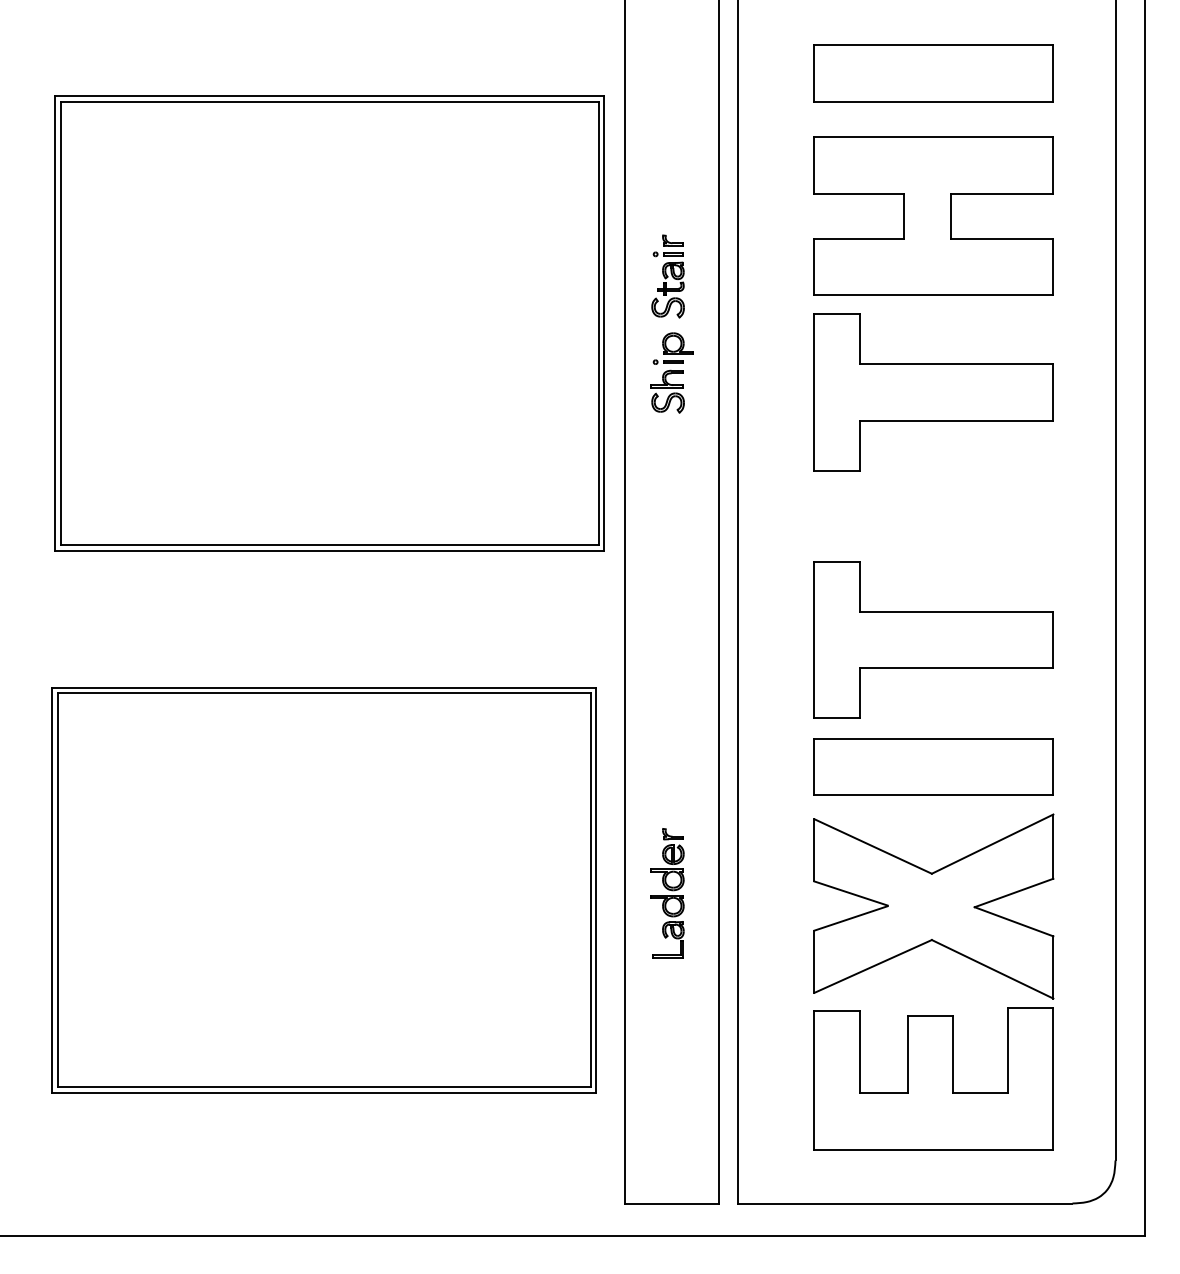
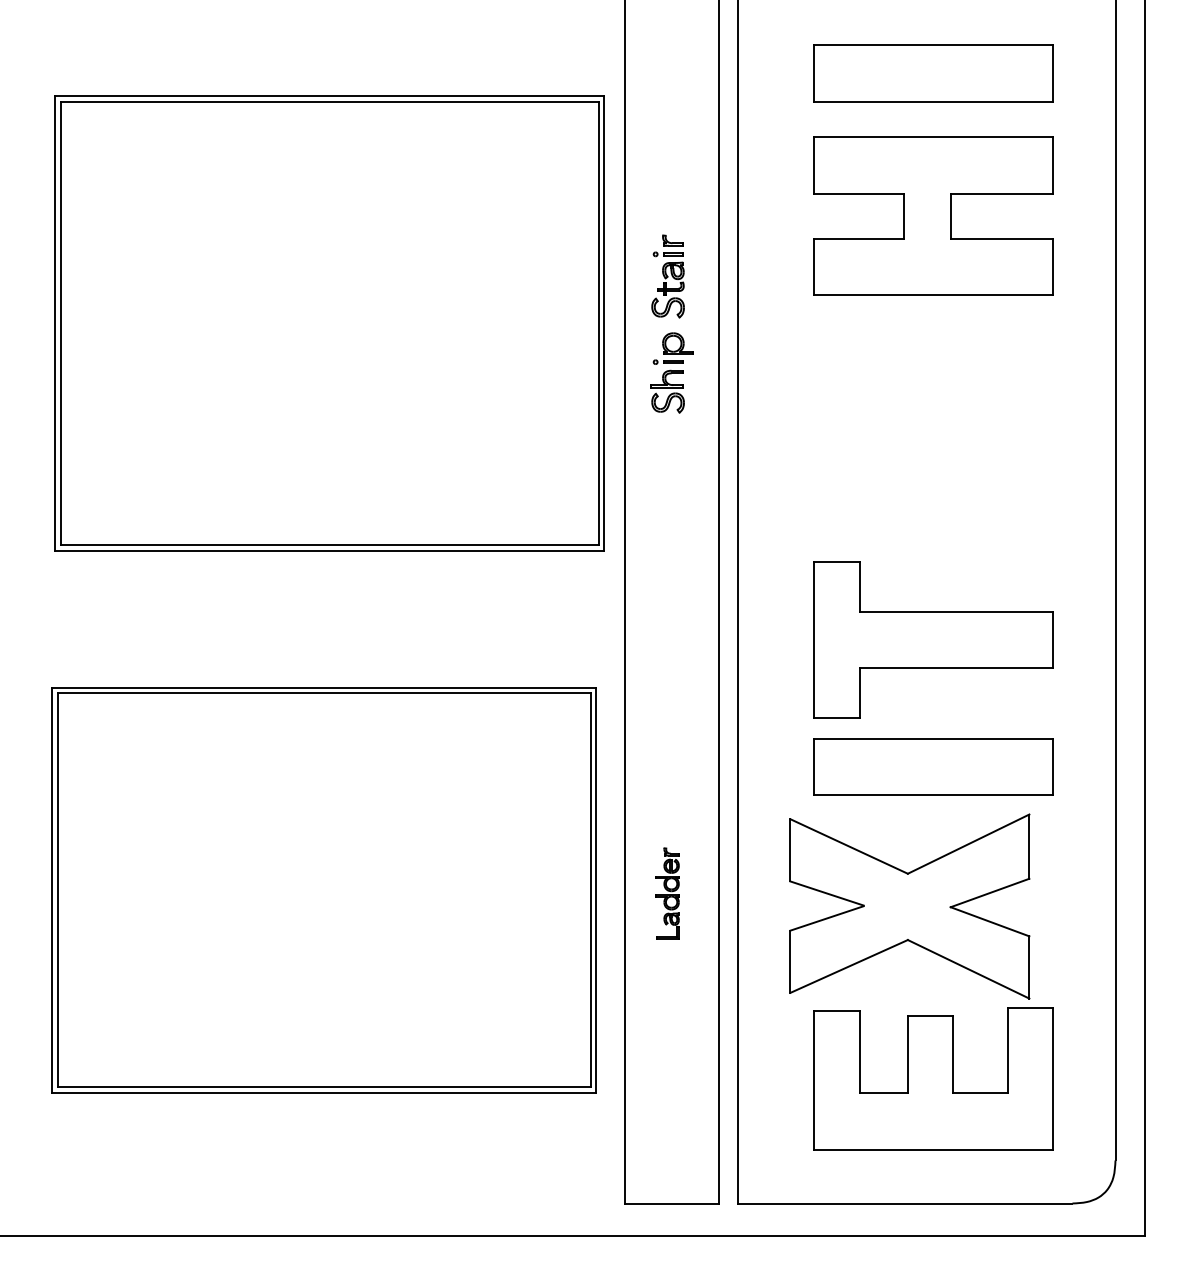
part: present -> none (933, 392)
part size: 35x131 px -> 25x93 px (667, 893)
part position: (933, 906) -> (909, 906) (909, 906)
